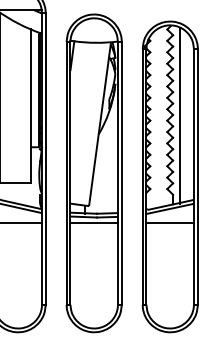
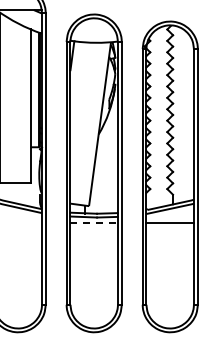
line: present -> none (179, 115)
line: present -> none (22, 223)
line: solid -> dashed (94, 223)
